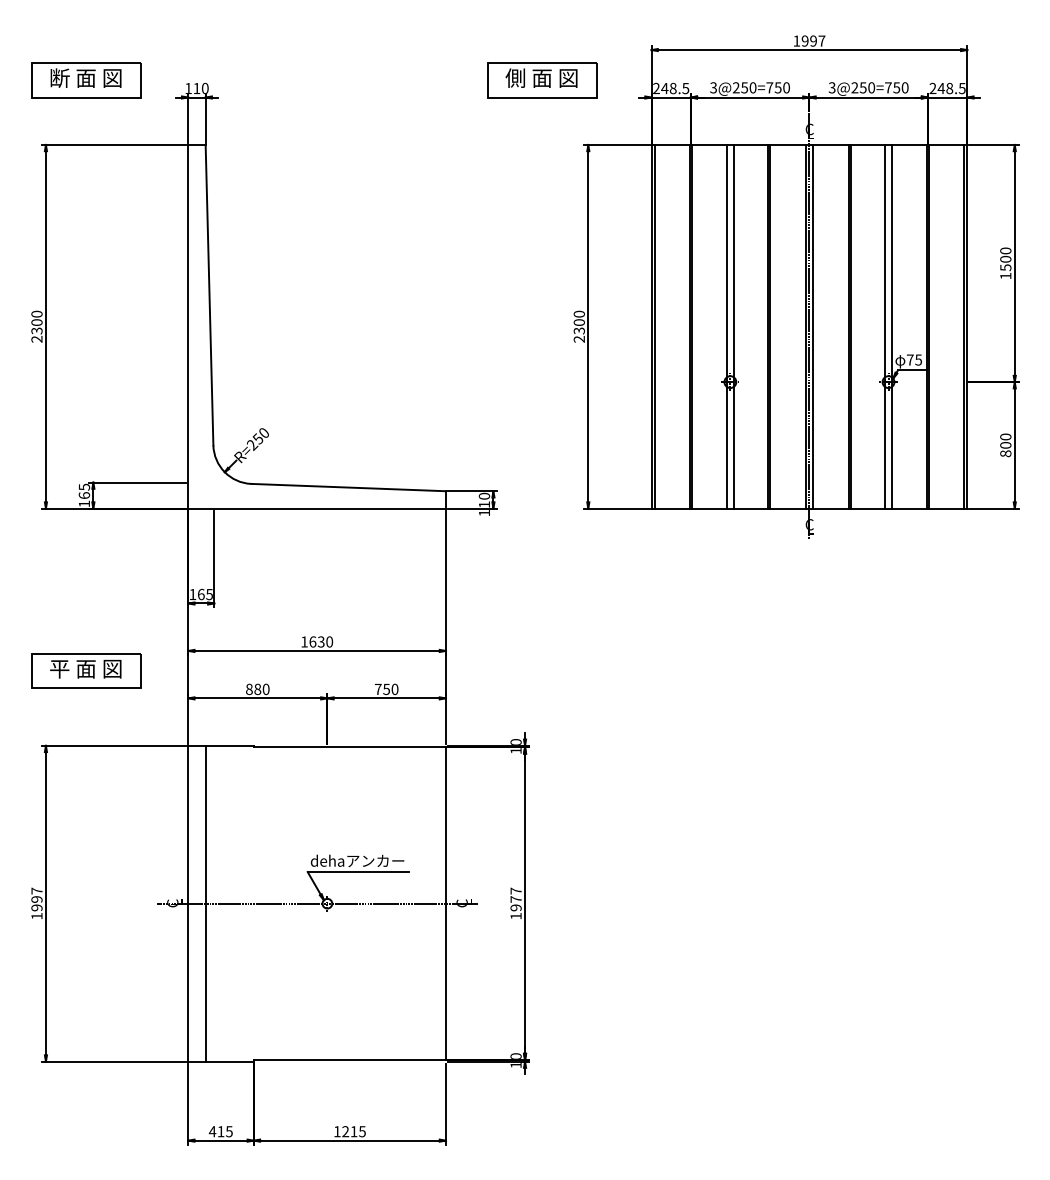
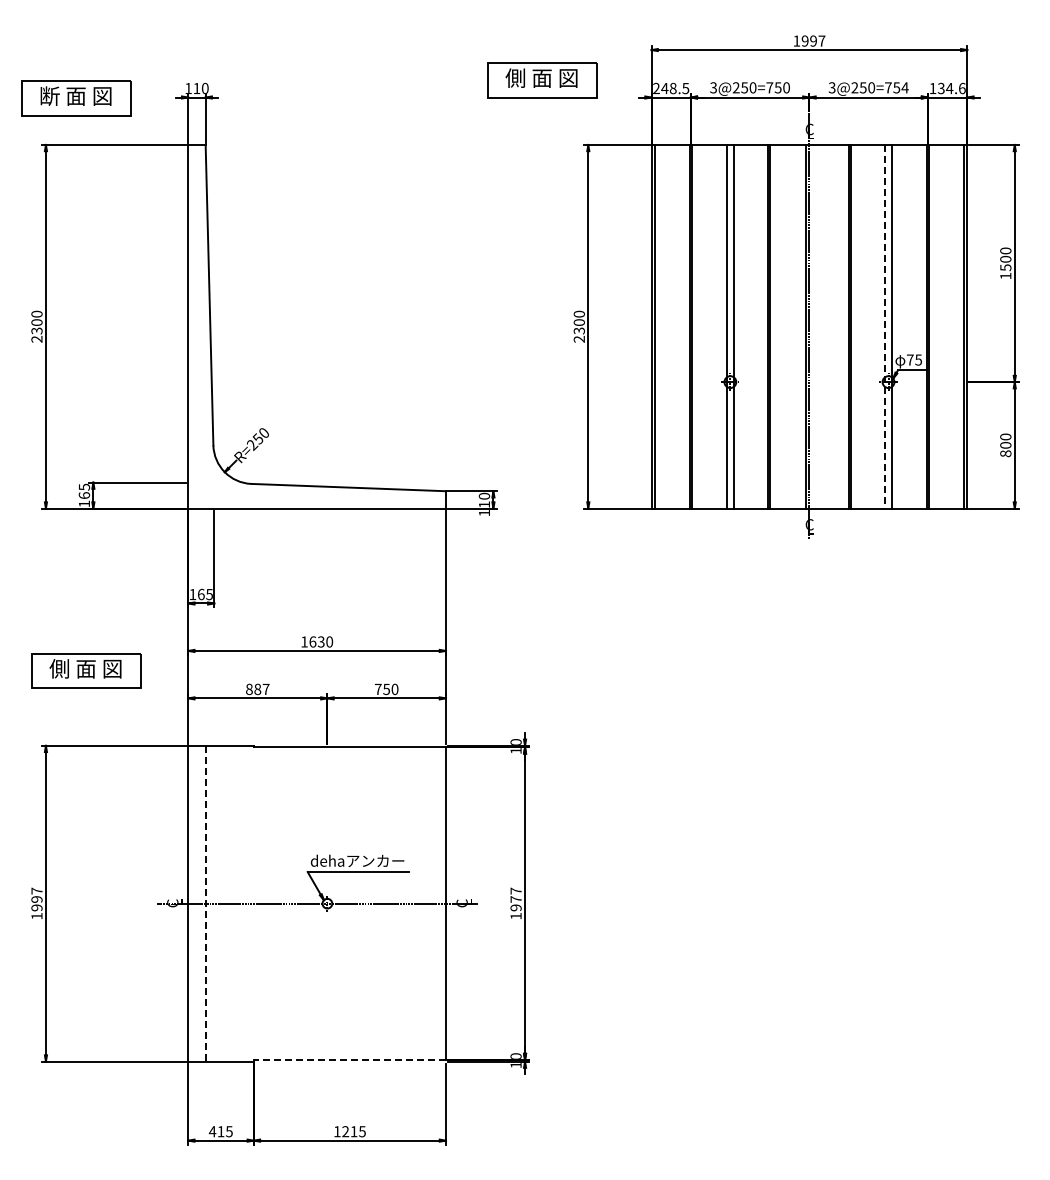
part position: (86, 80) -> (76, 98) (76, 98)
text: 3@250=750 -> 3@250=754 (904, 87)
text: 248.5 -> 134.6 (947, 88)
line: present -> none (812, 326)
line: solid -> dashed (885, 326)
text: 平 面 図 -> 側 面 図 (59, 668)
text: 880 -> 887 (265, 689)
line: solid -> dashed (205, 903)
line: solid -> dashed (349, 1060)
